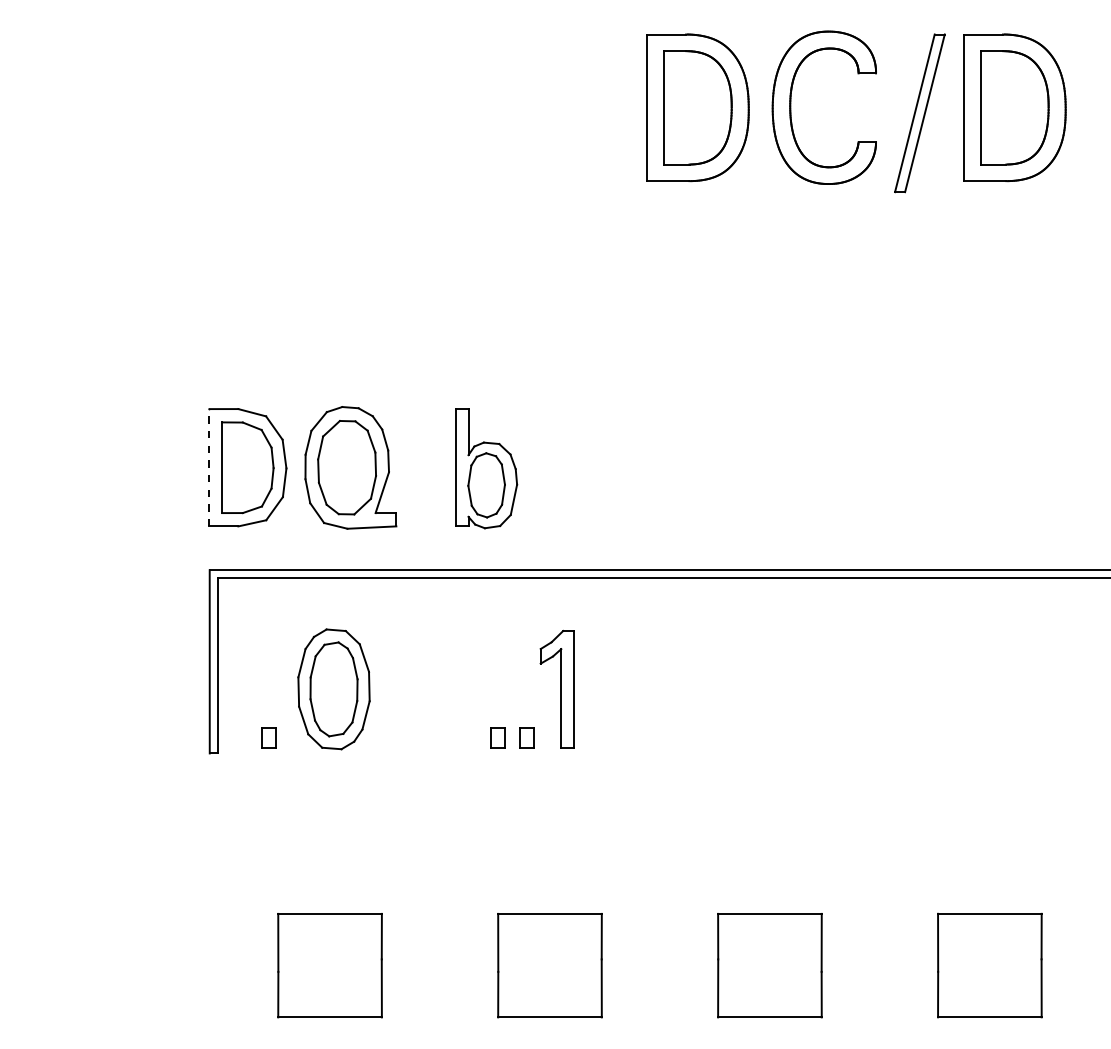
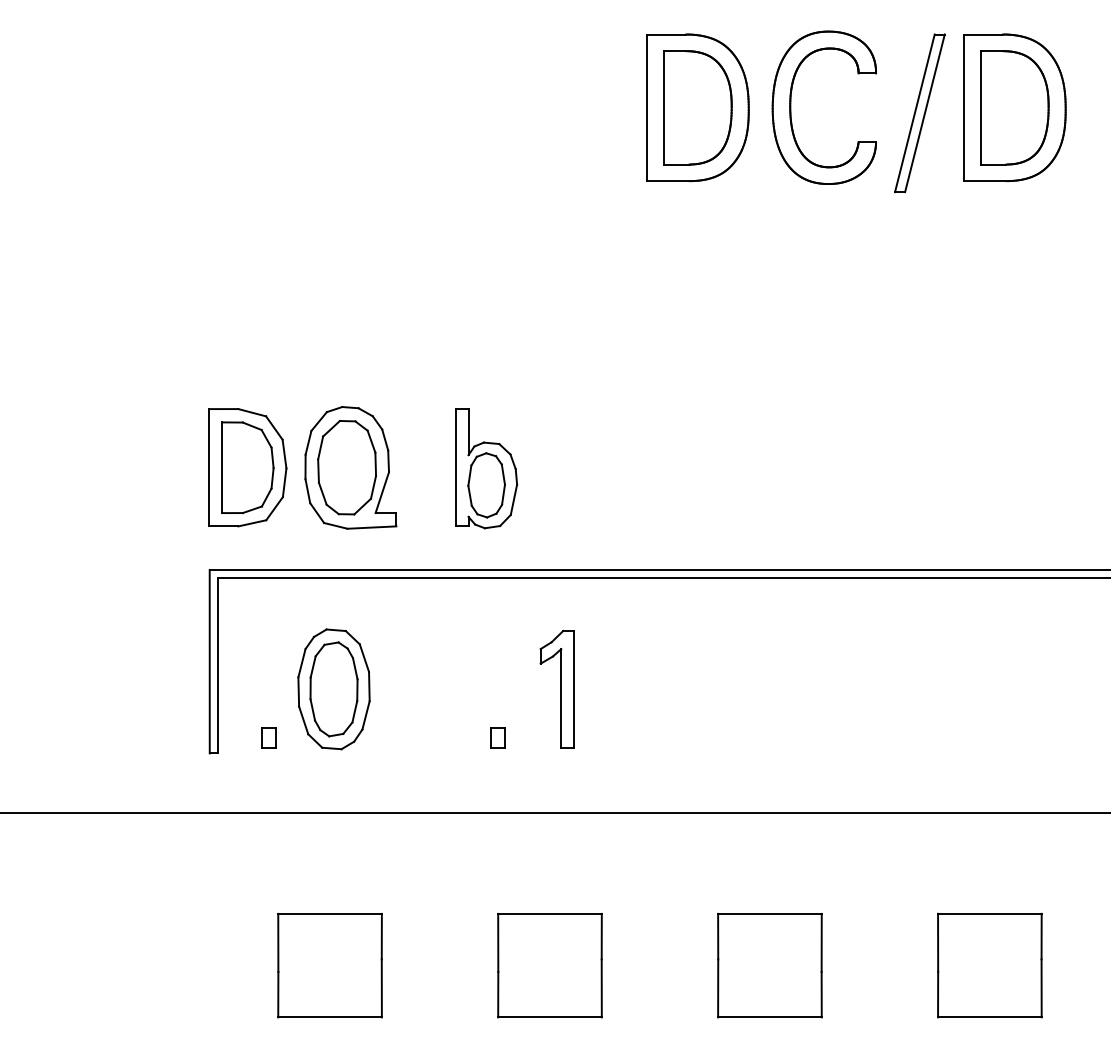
line: dashed -> solid (209, 467)
part: present -> none (526, 737)
line: none -> present (554, 812)
